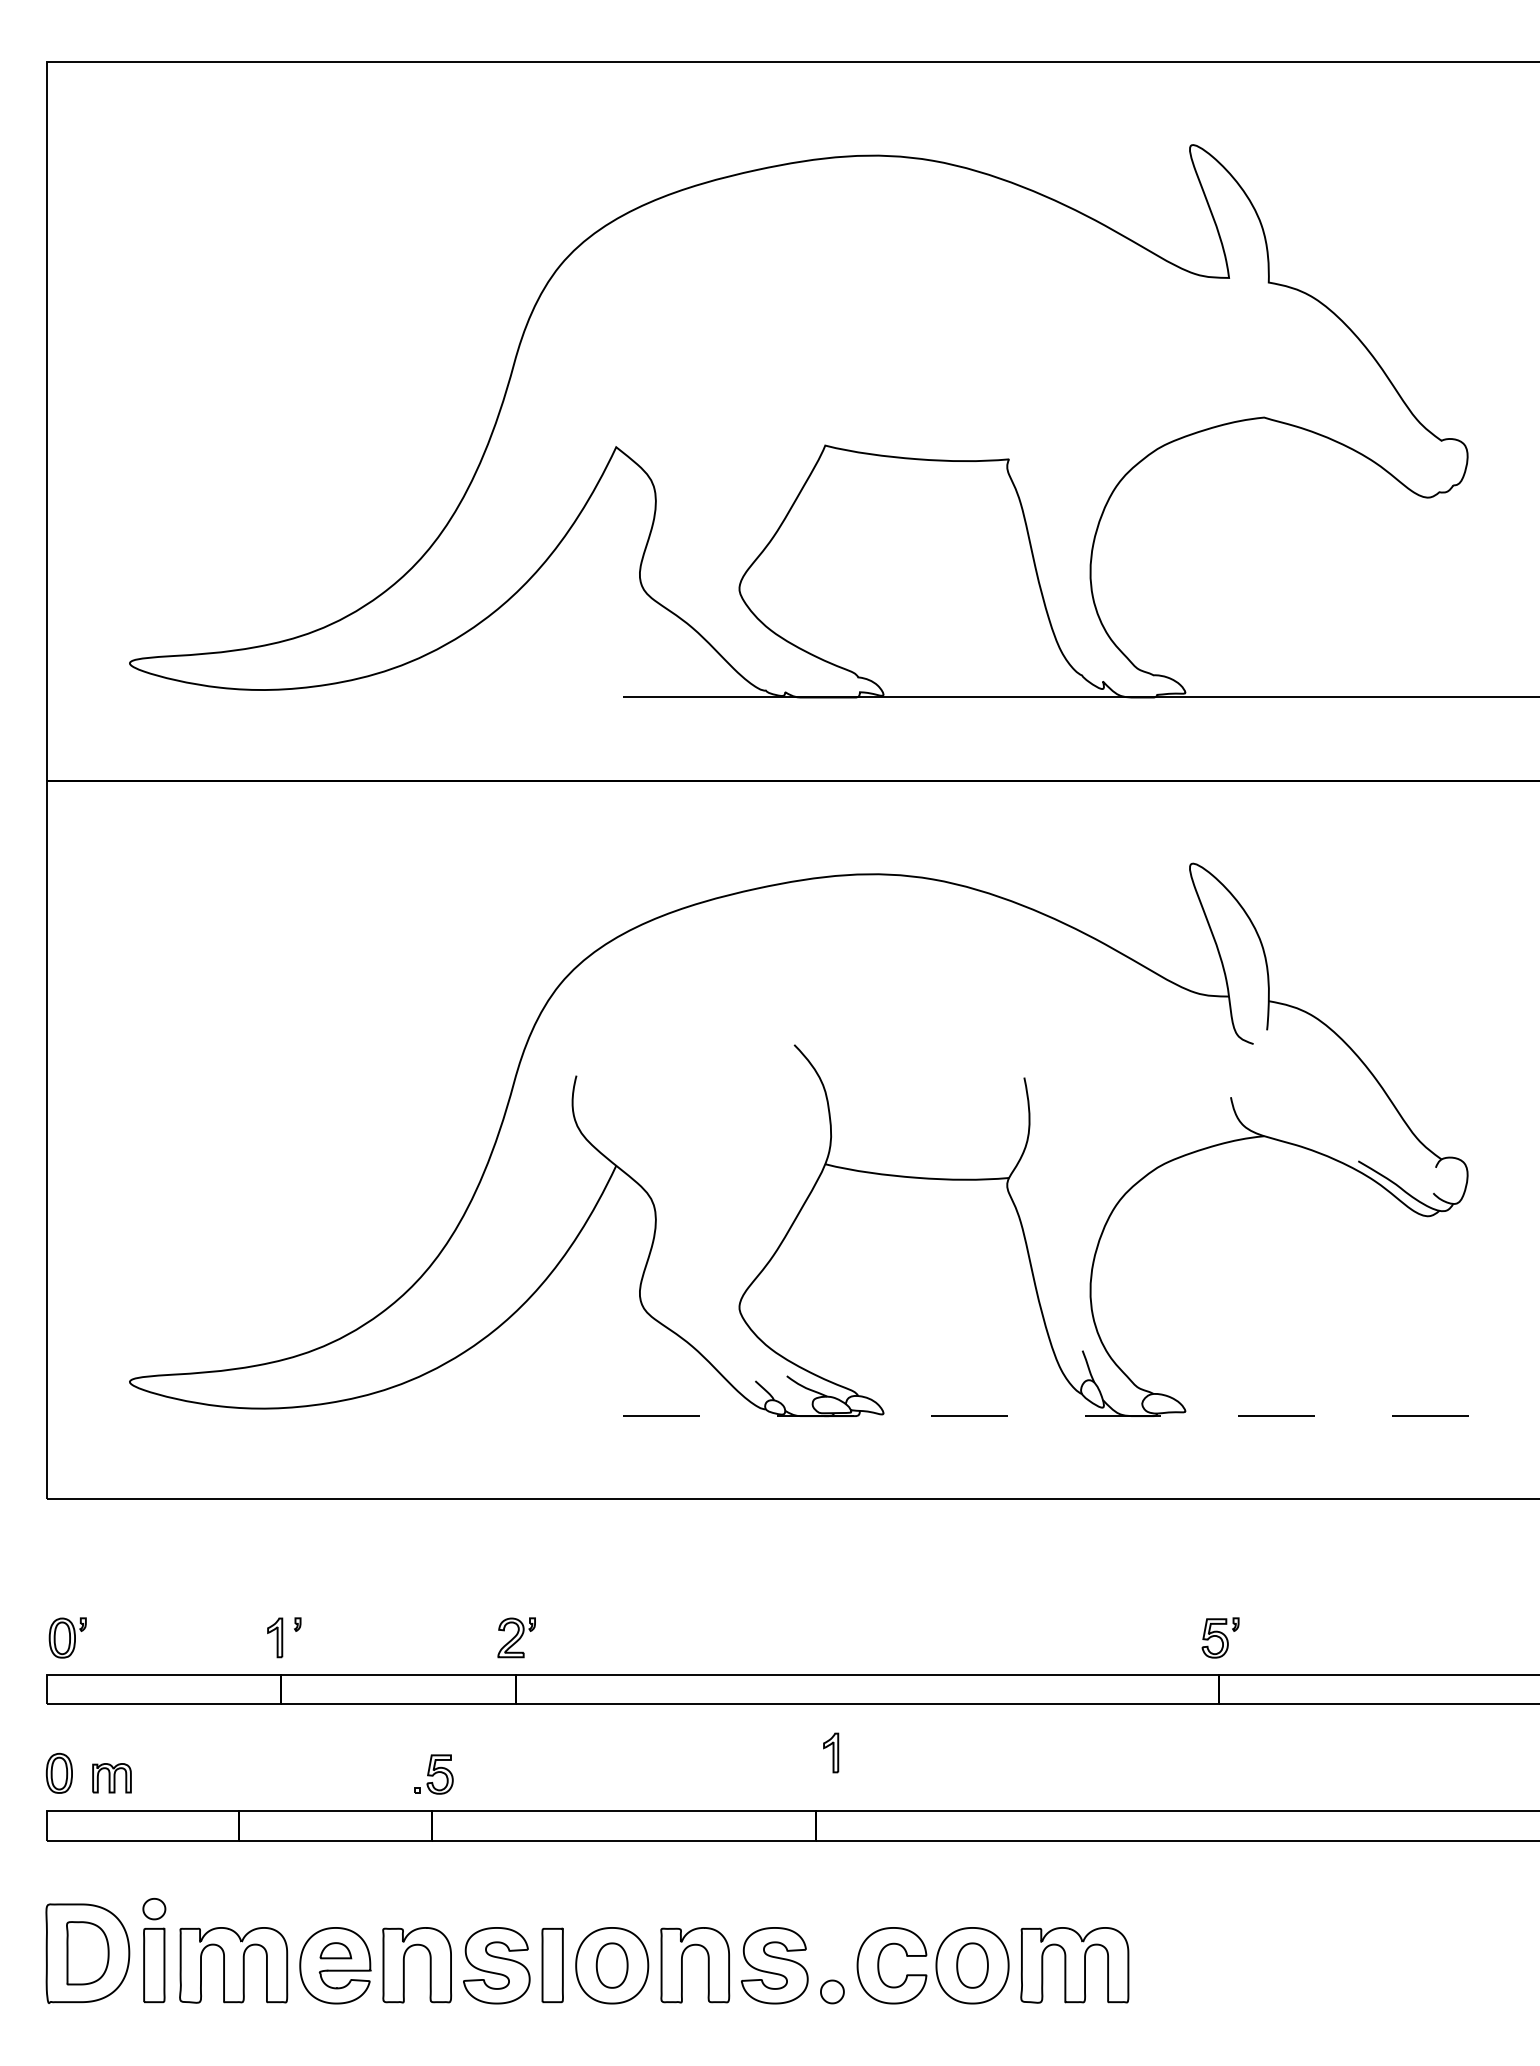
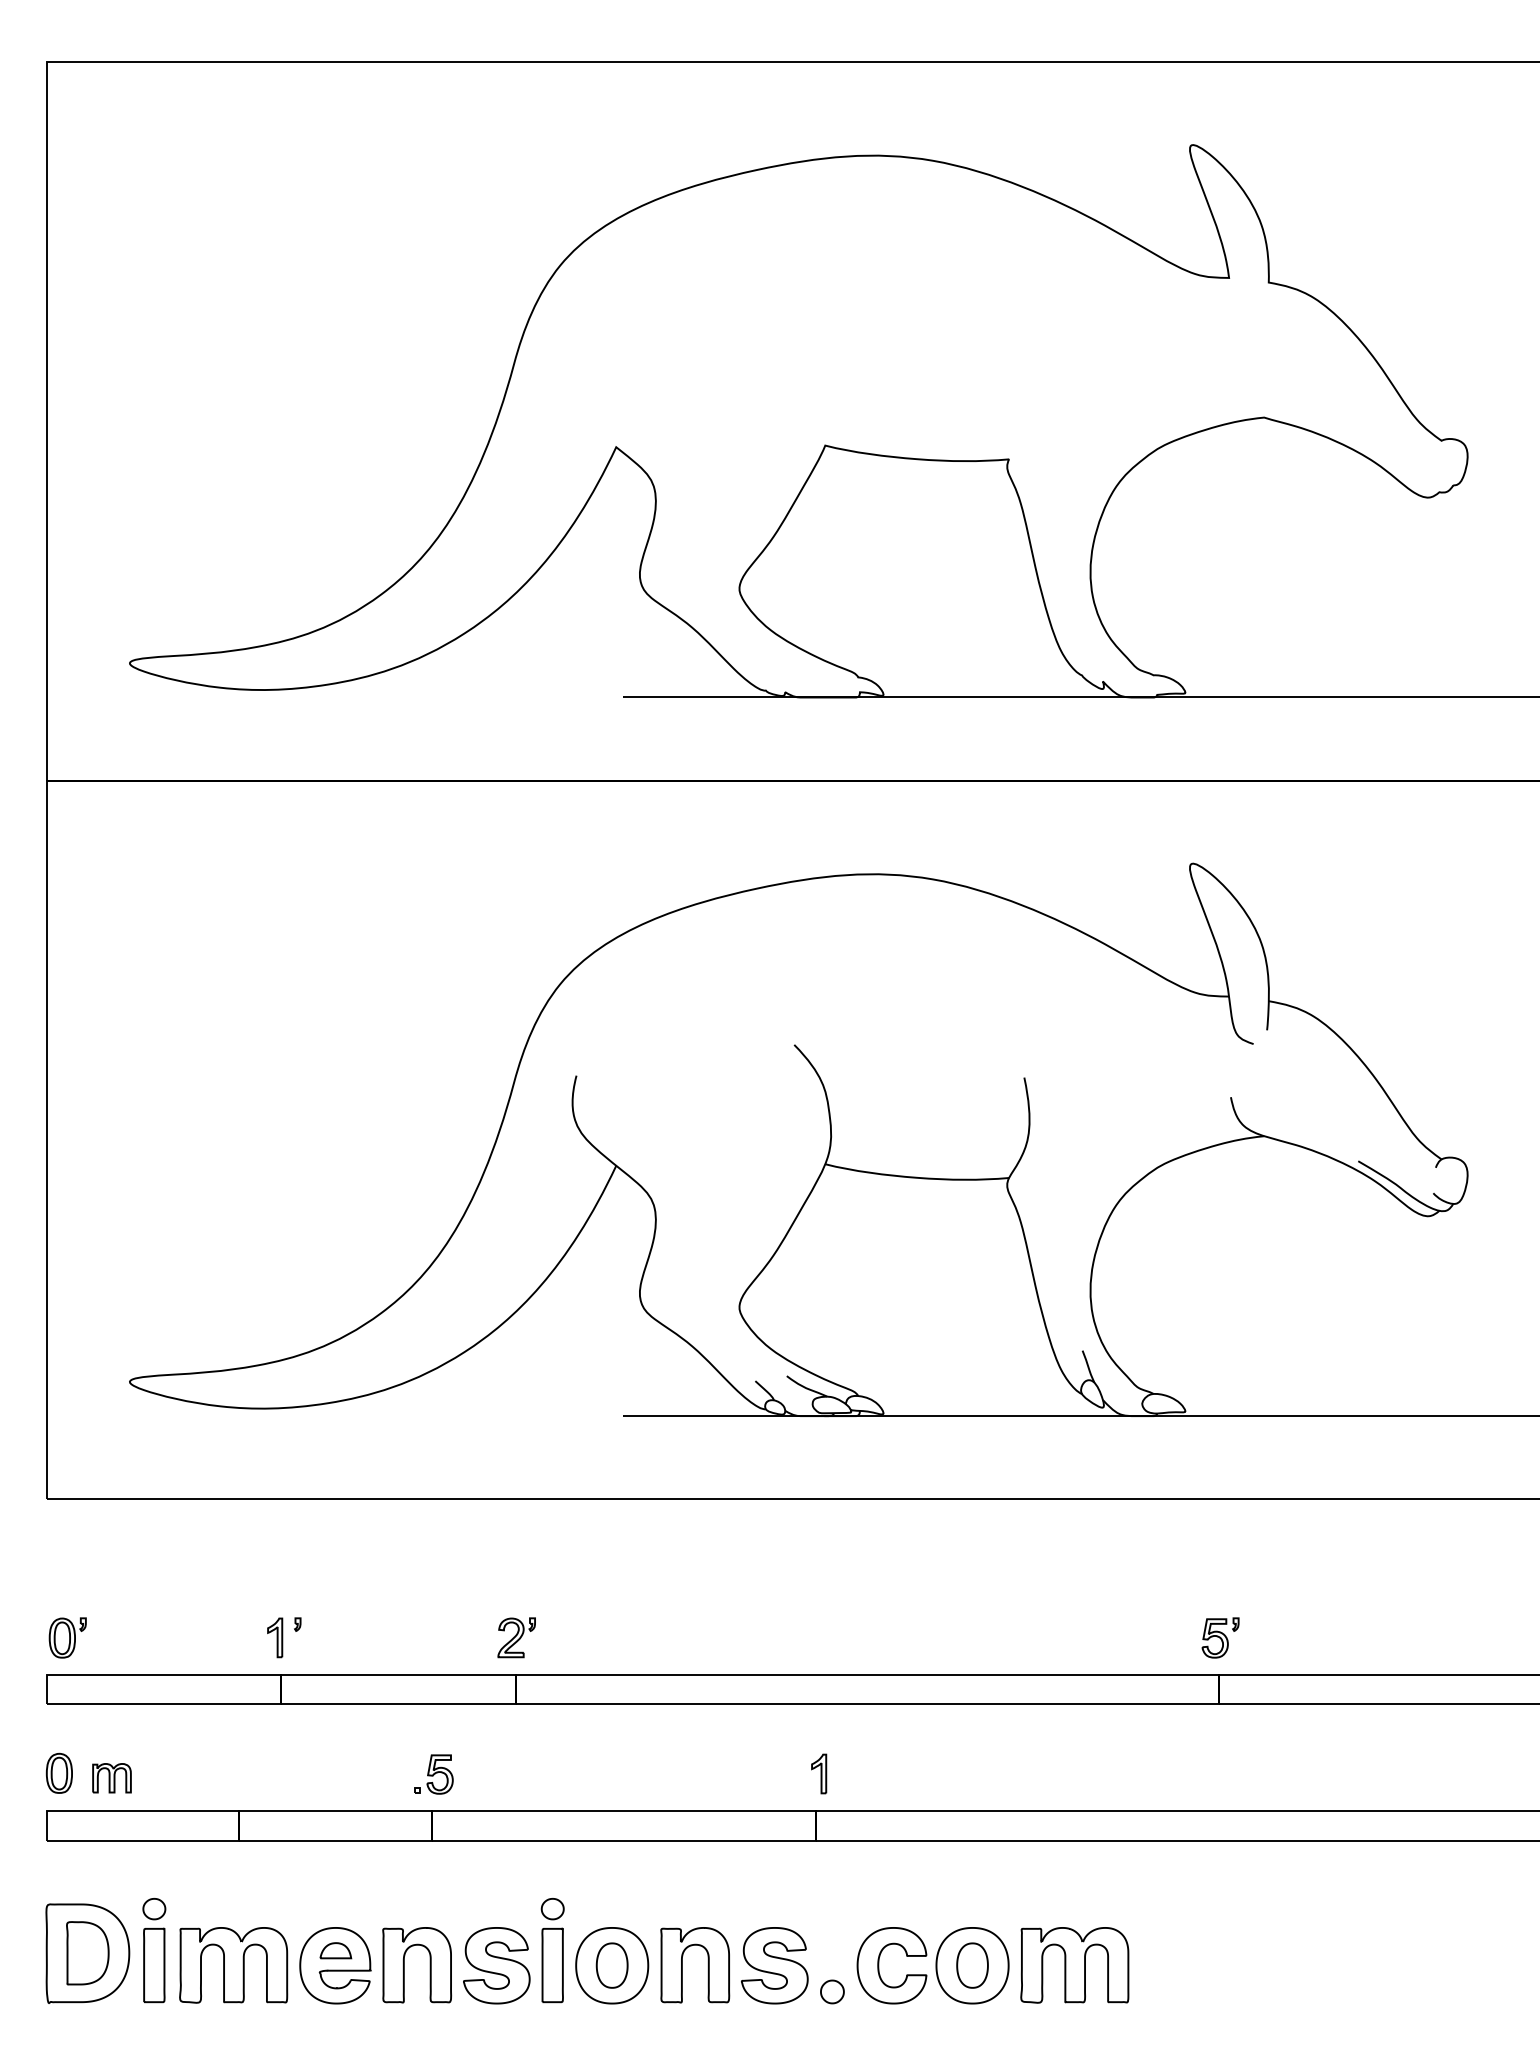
line: dashed -> solid (1081, 1416)
part position: (831, 1752) -> (819, 1773) (819, 1773)
part: none -> present (552, 1909)
